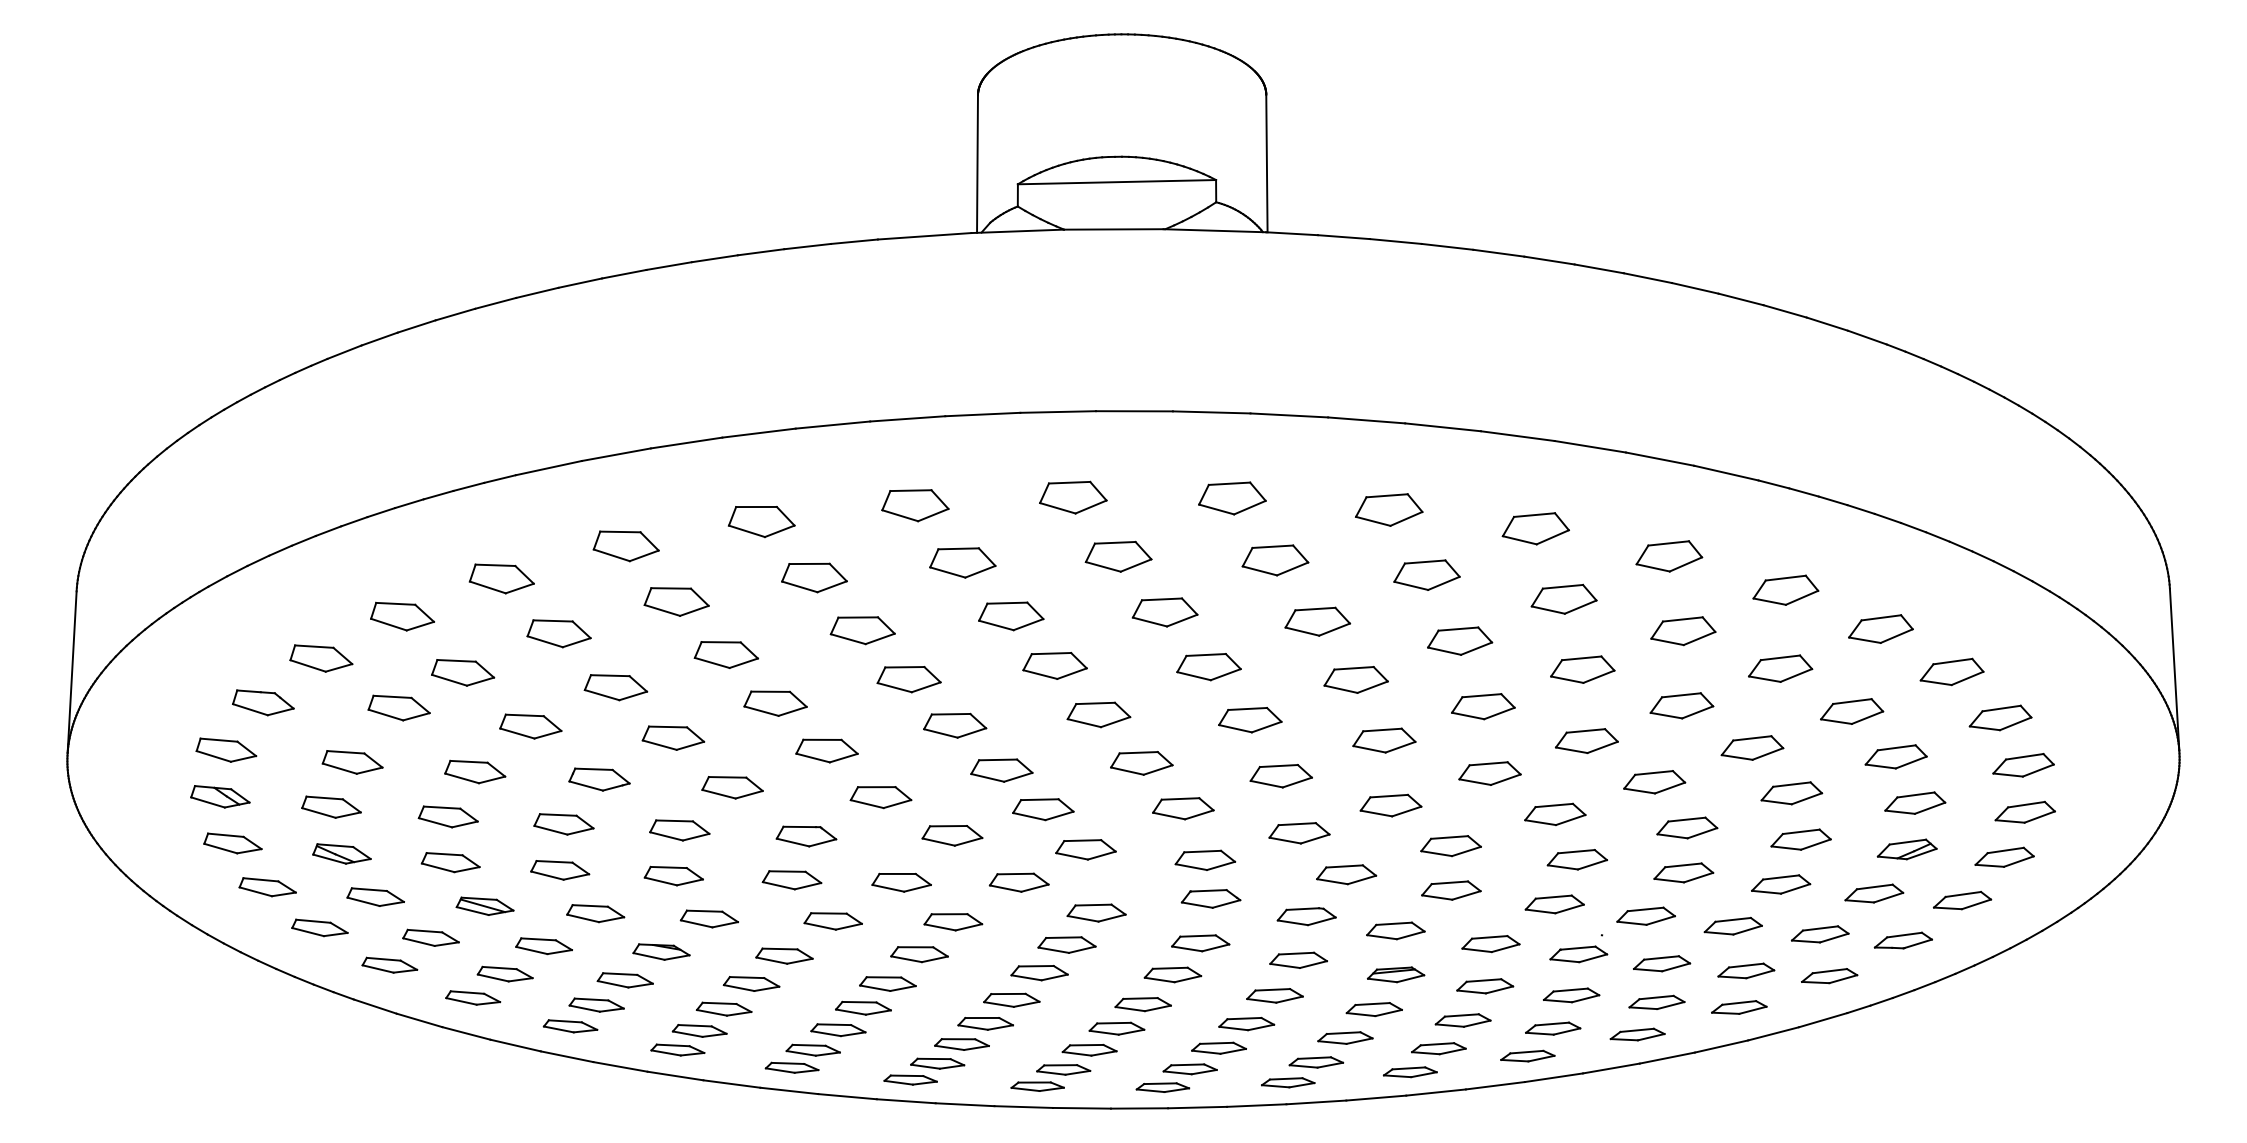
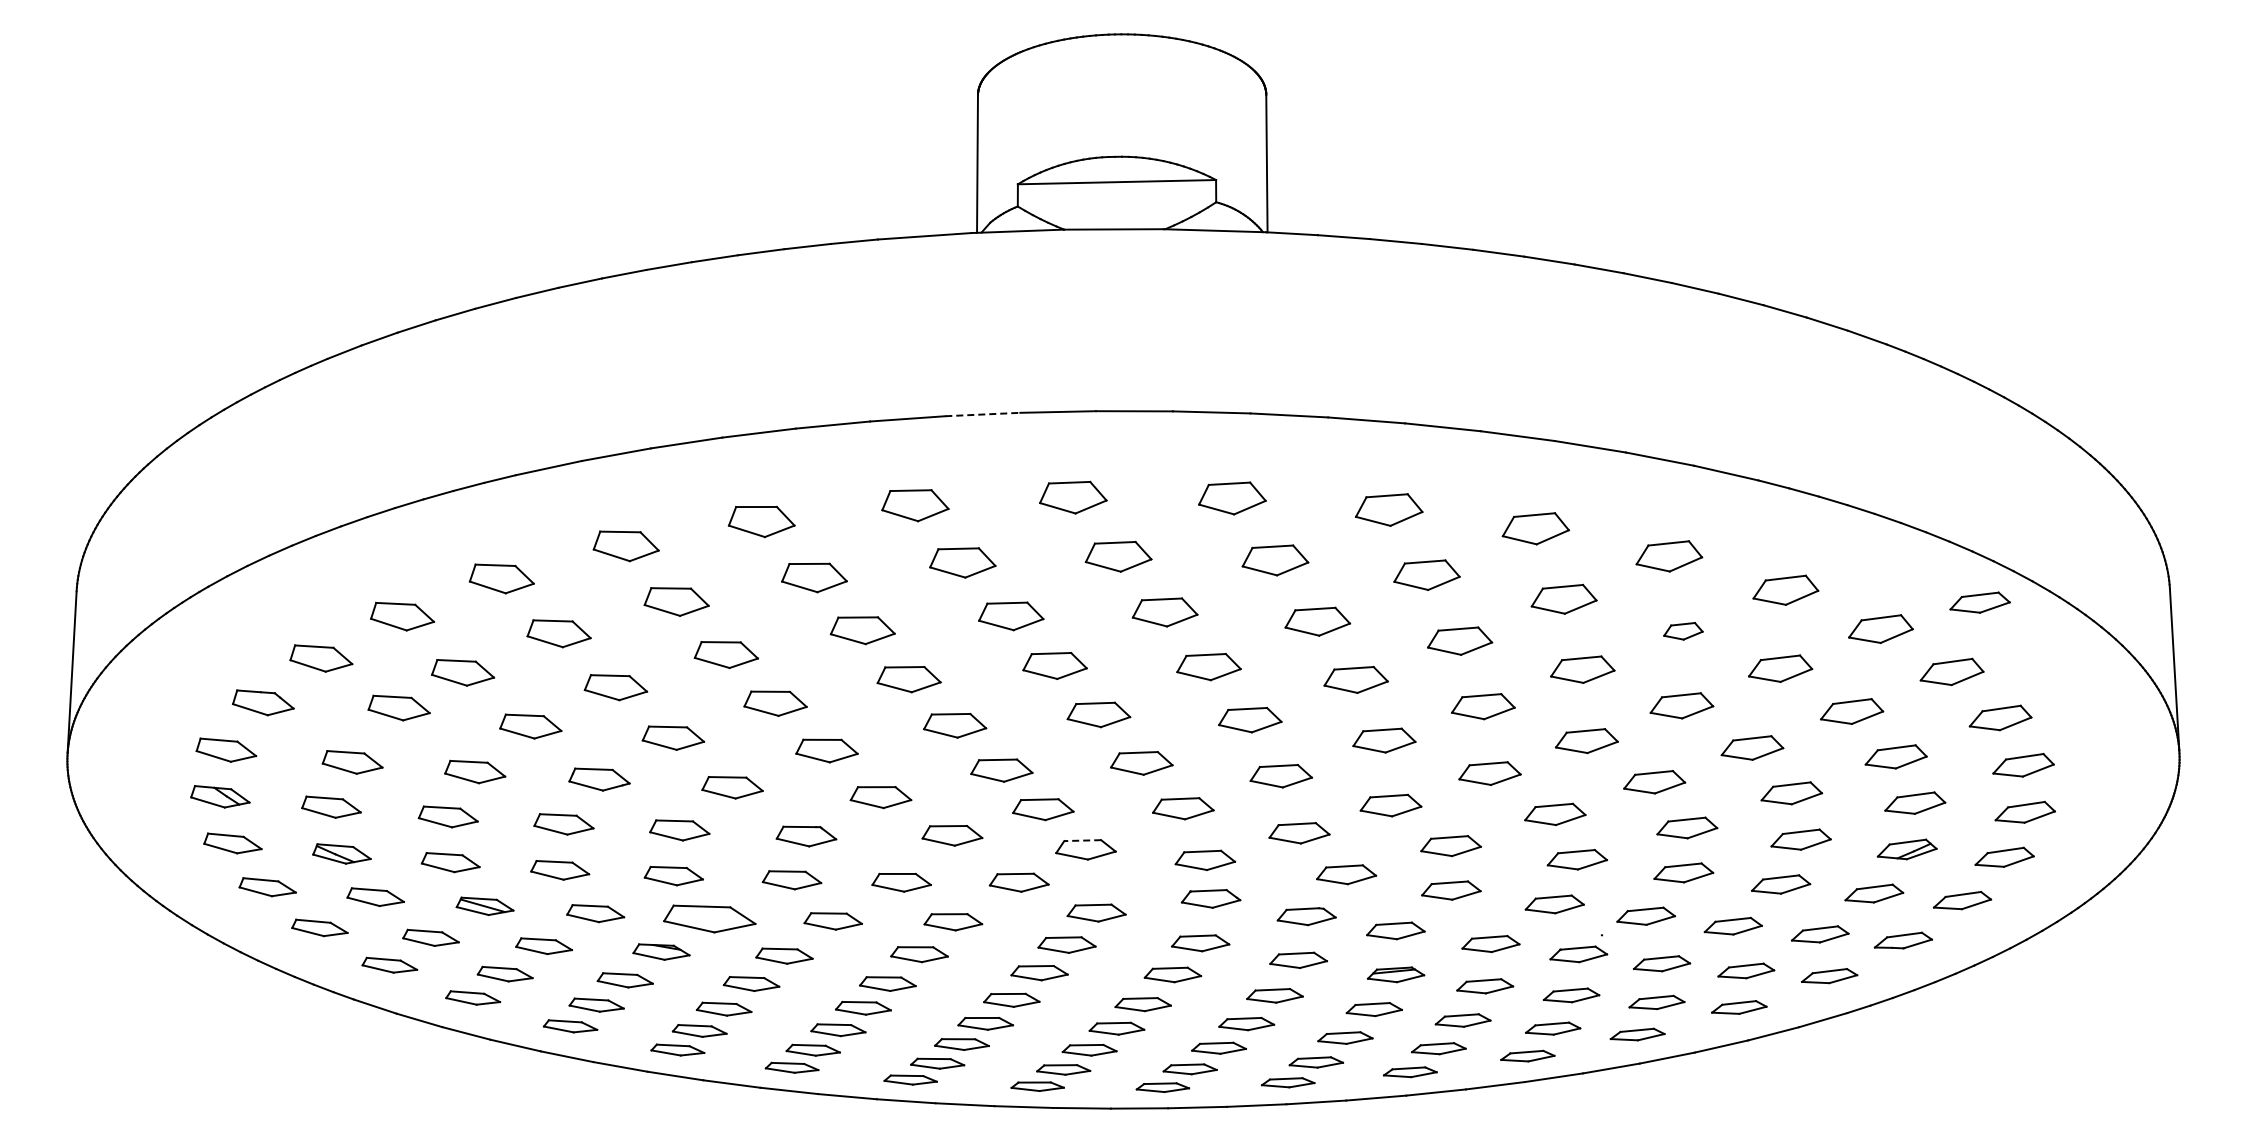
line: solid -> dashed (982, 414)
part: none -> present (1979, 602)
part size: 67x31 px -> 41x19 px (1683, 631)
line: solid -> dashed (1082, 840)
part size: 60x20 px -> 94x30 px (709, 918)
